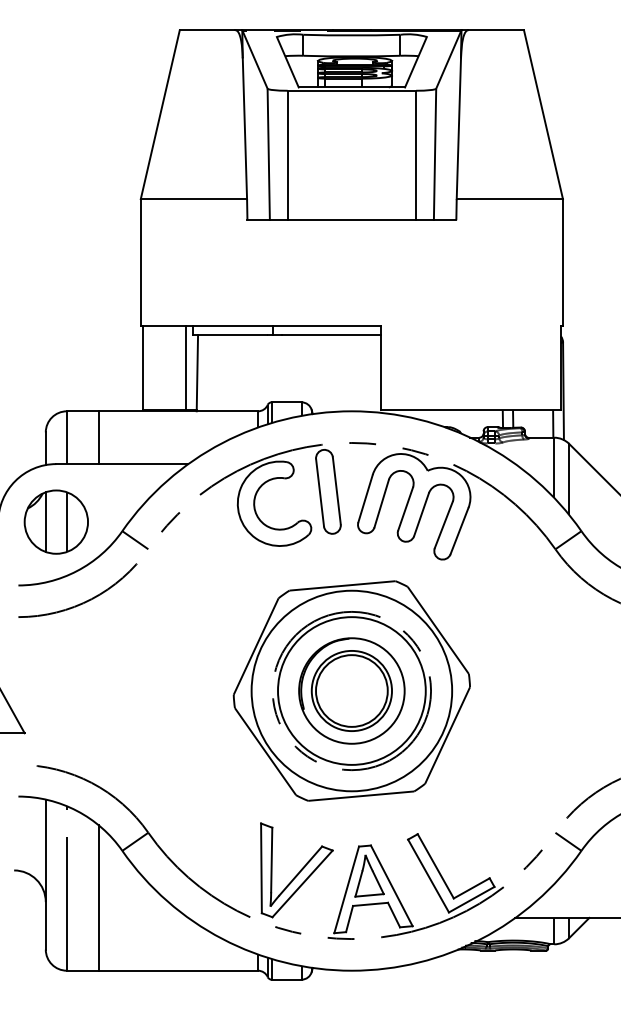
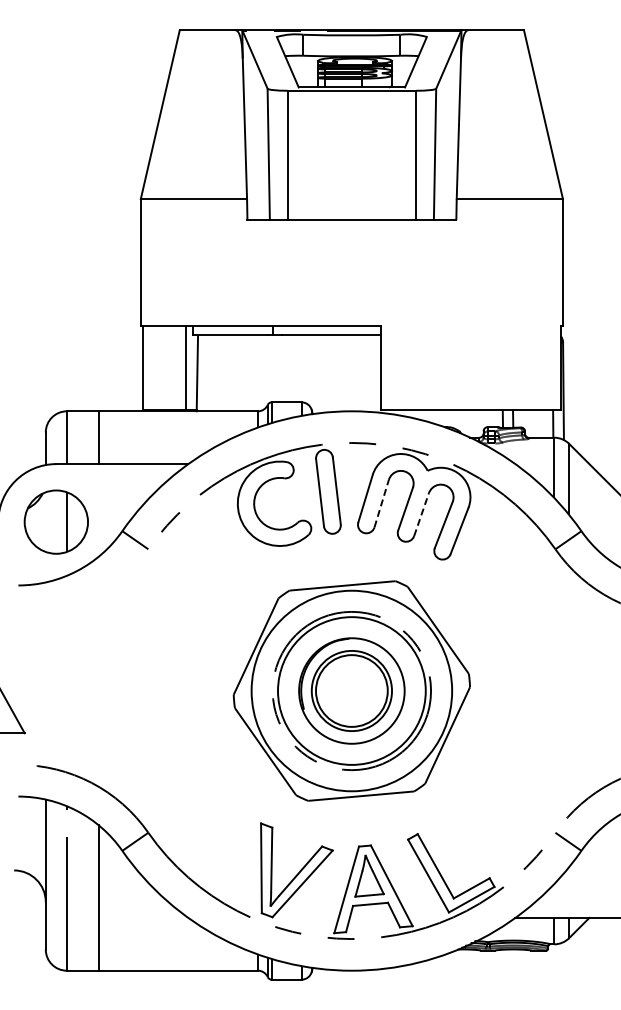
line: solid -> dashed (381, 503)
line: solid -> dashed (421, 514)
line: present -> none (45, 522)
arc: present -> none (82, 602)
